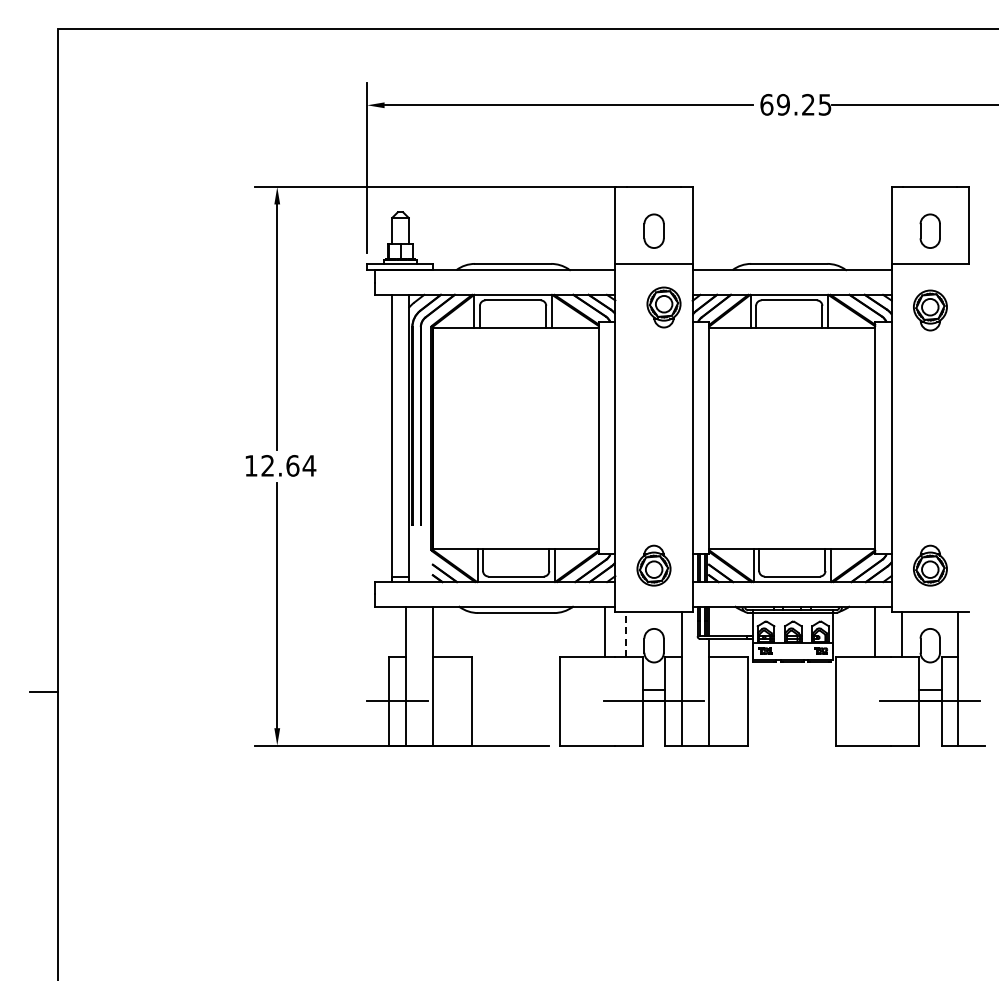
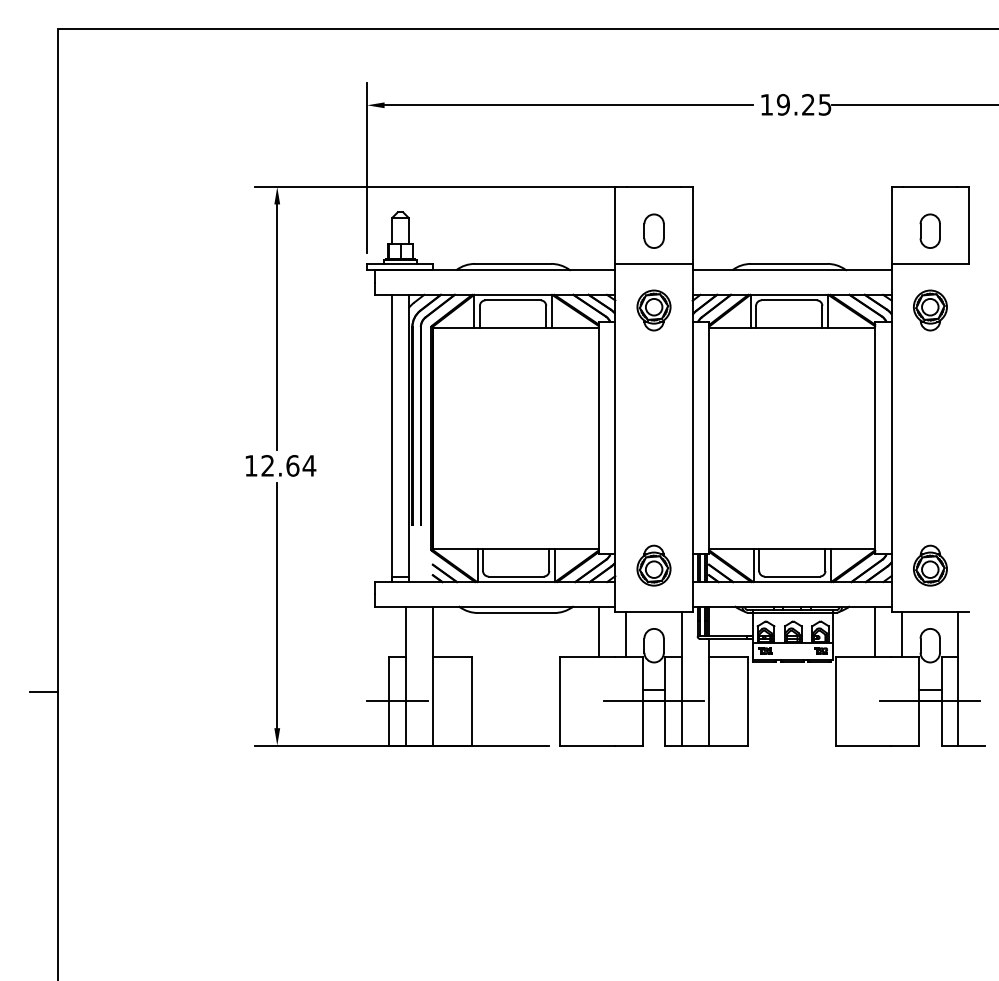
text: 69.25 -> 19.25 (766, 104)
part position: (663, 307) -> (653, 310) (653, 310)
line position: (605, 631) -> (599, 631) (599, 631)
line: dashed -> solid (626, 634)
